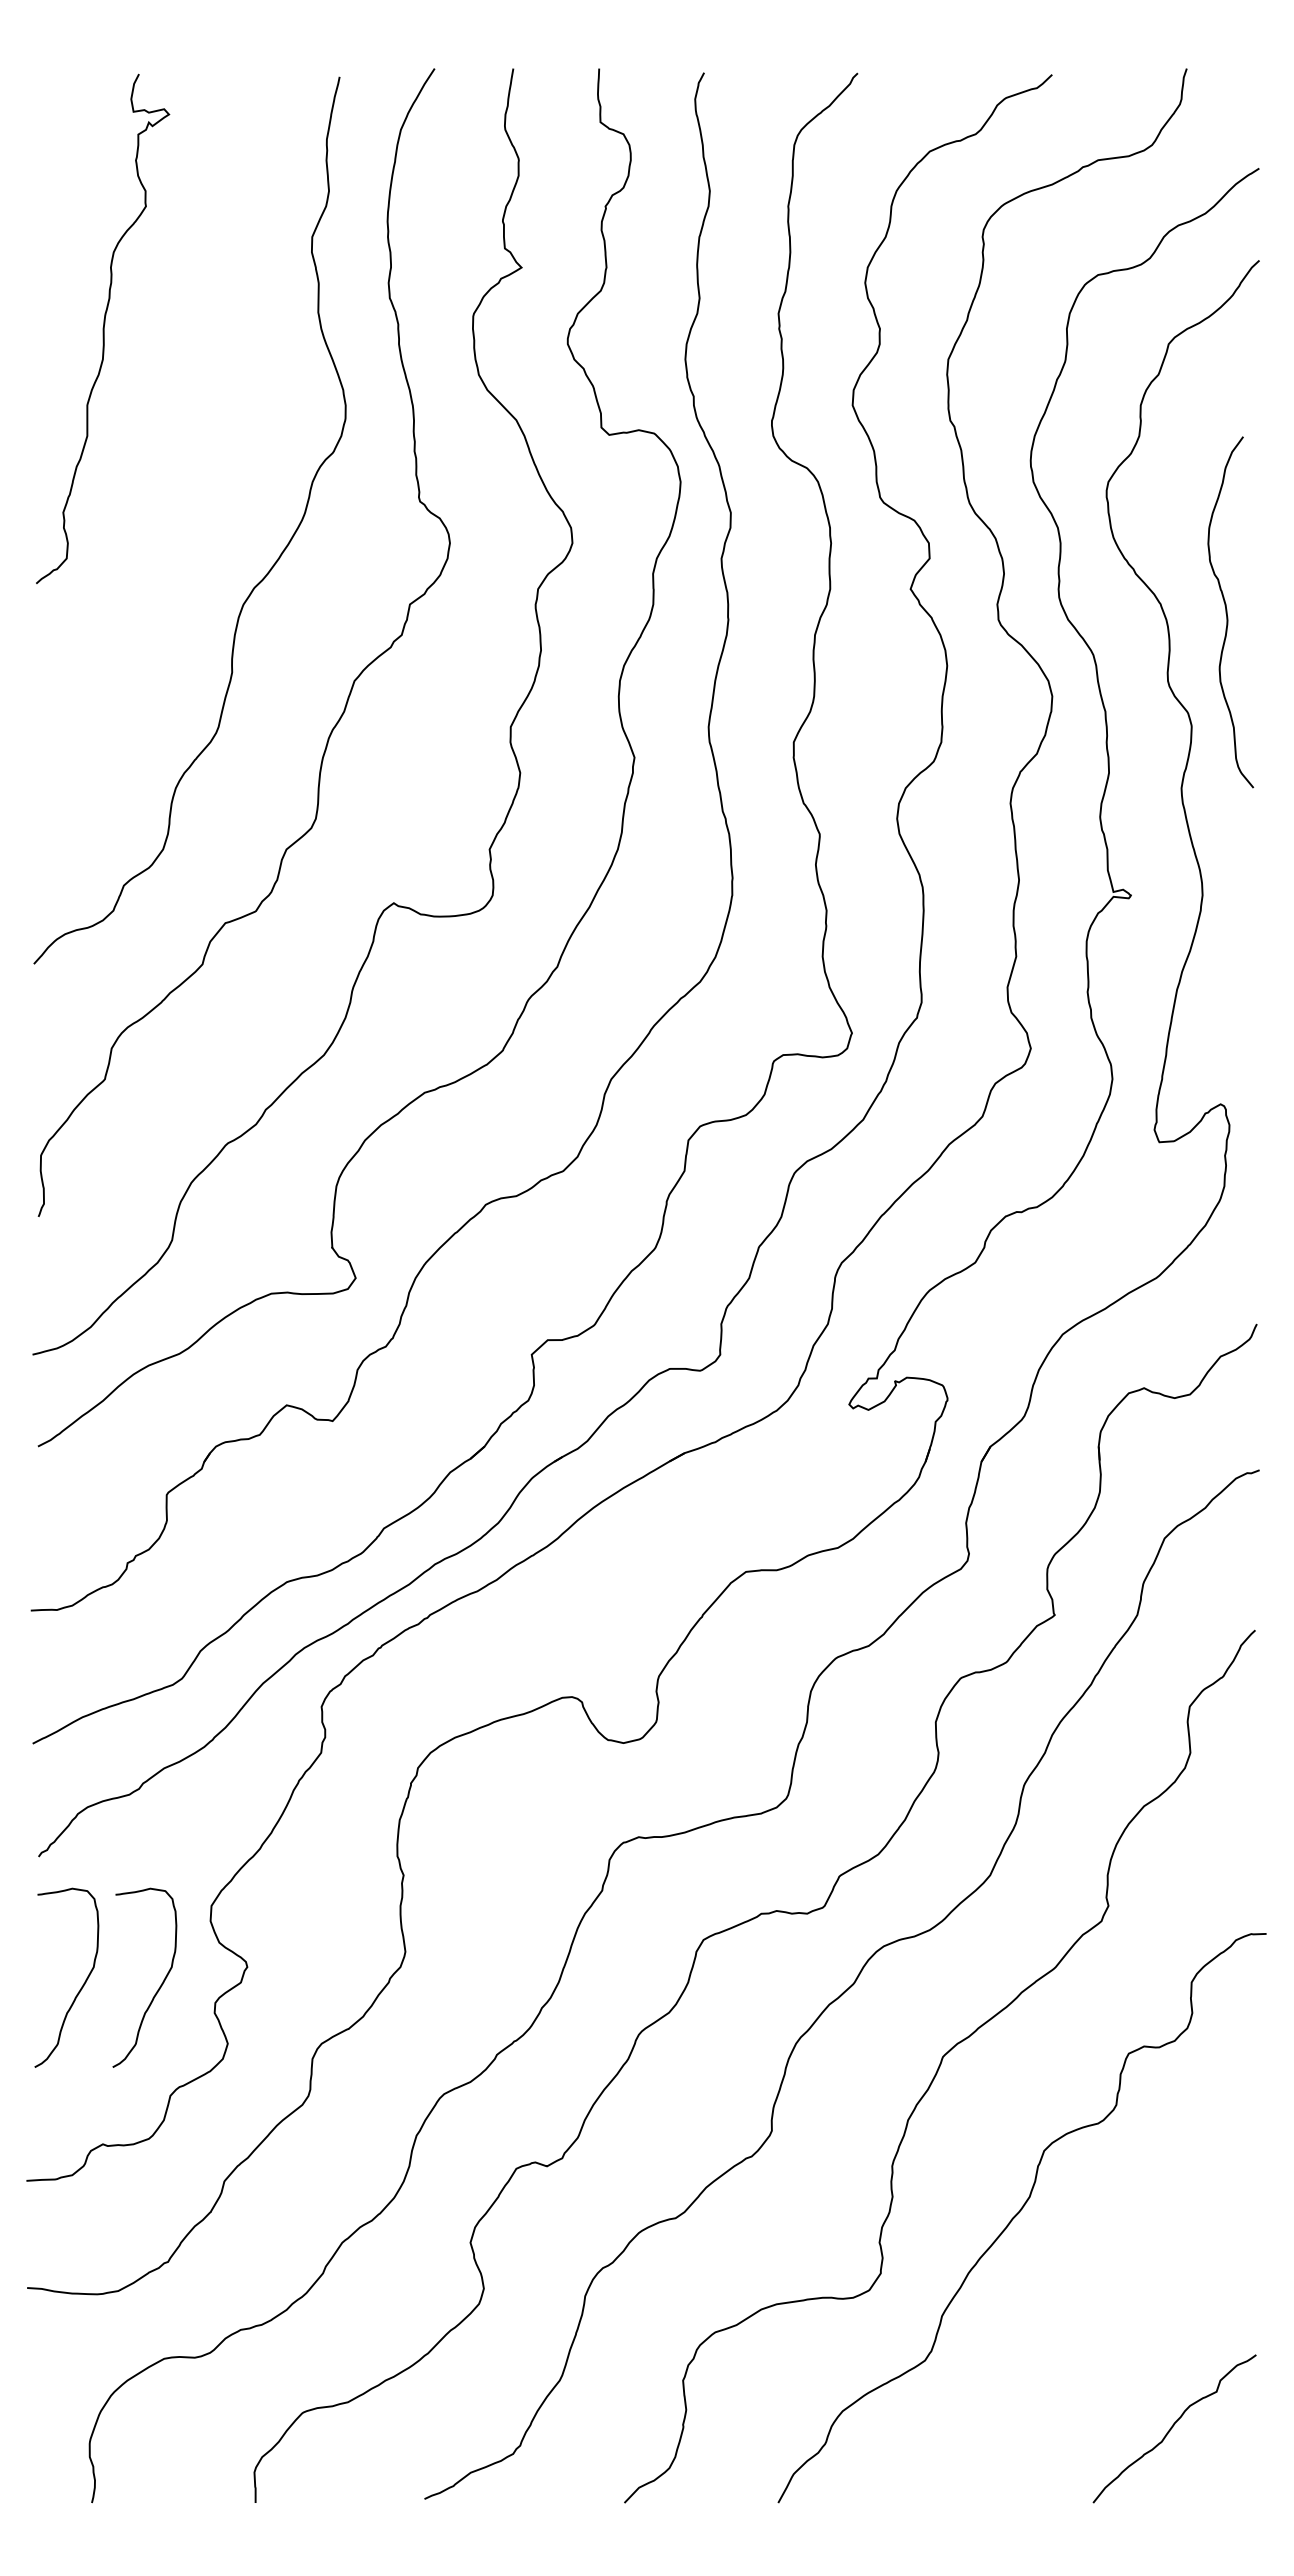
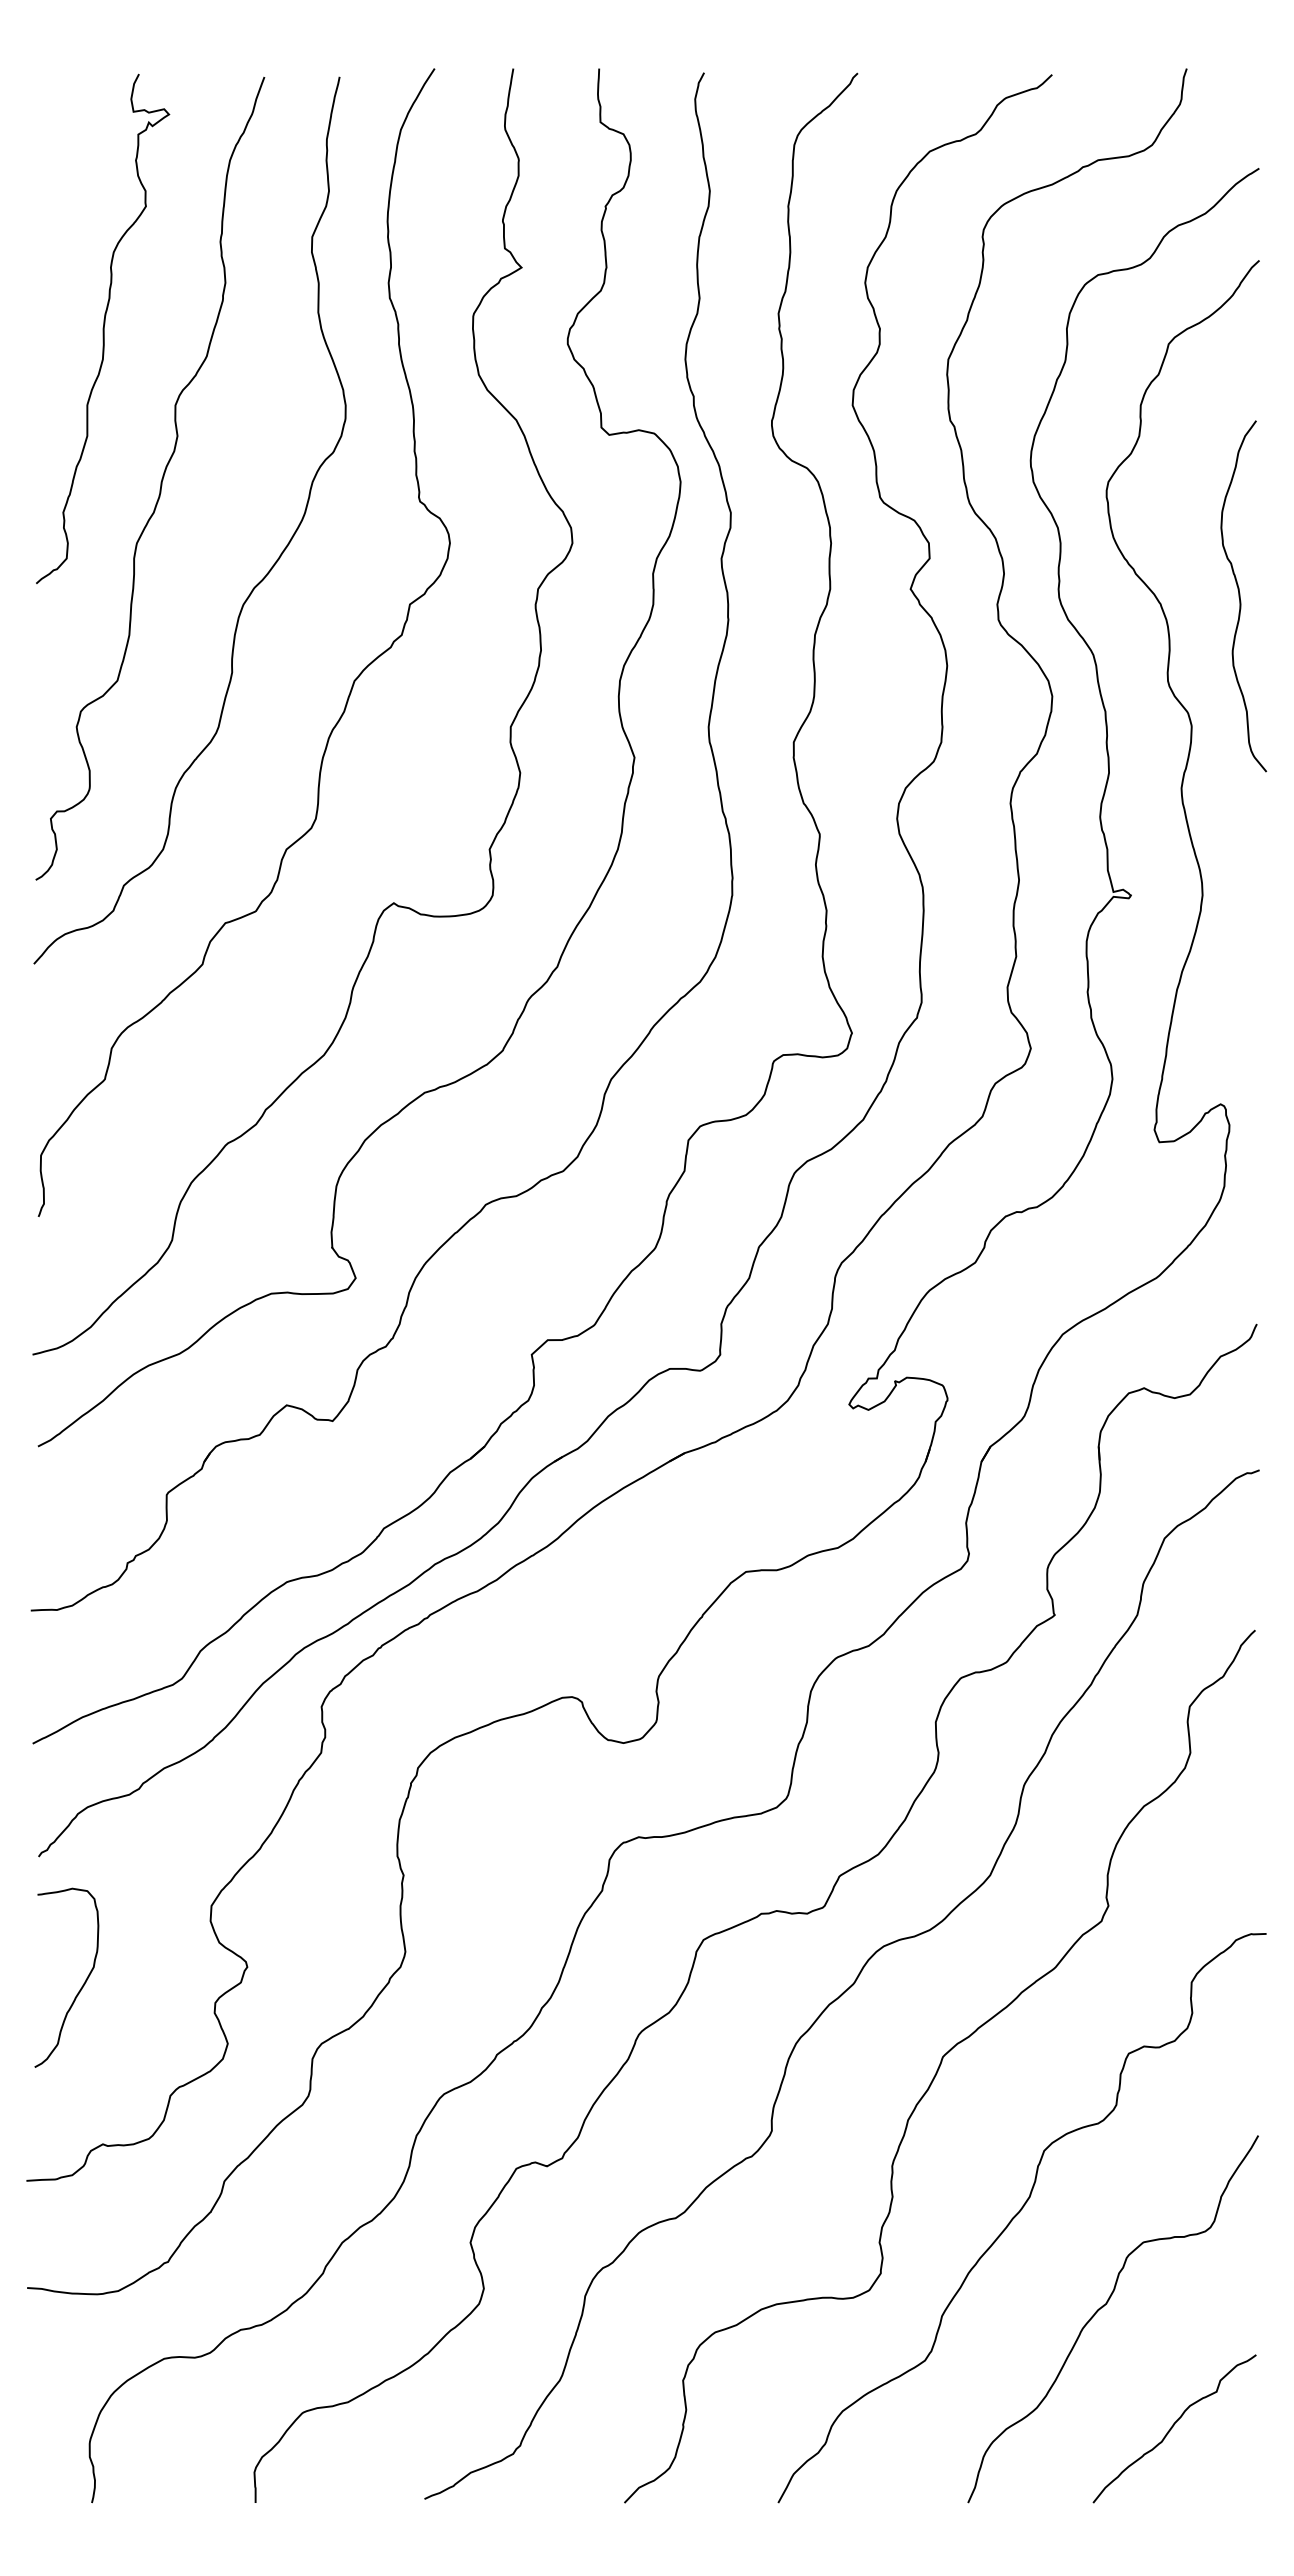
curve: none -> present (160, 482)
curve position: (1227, 612) -> (1240, 596) (1240, 596)
curve: present -> none (159, 1986)
curve: none -> present (1103, 2307)
